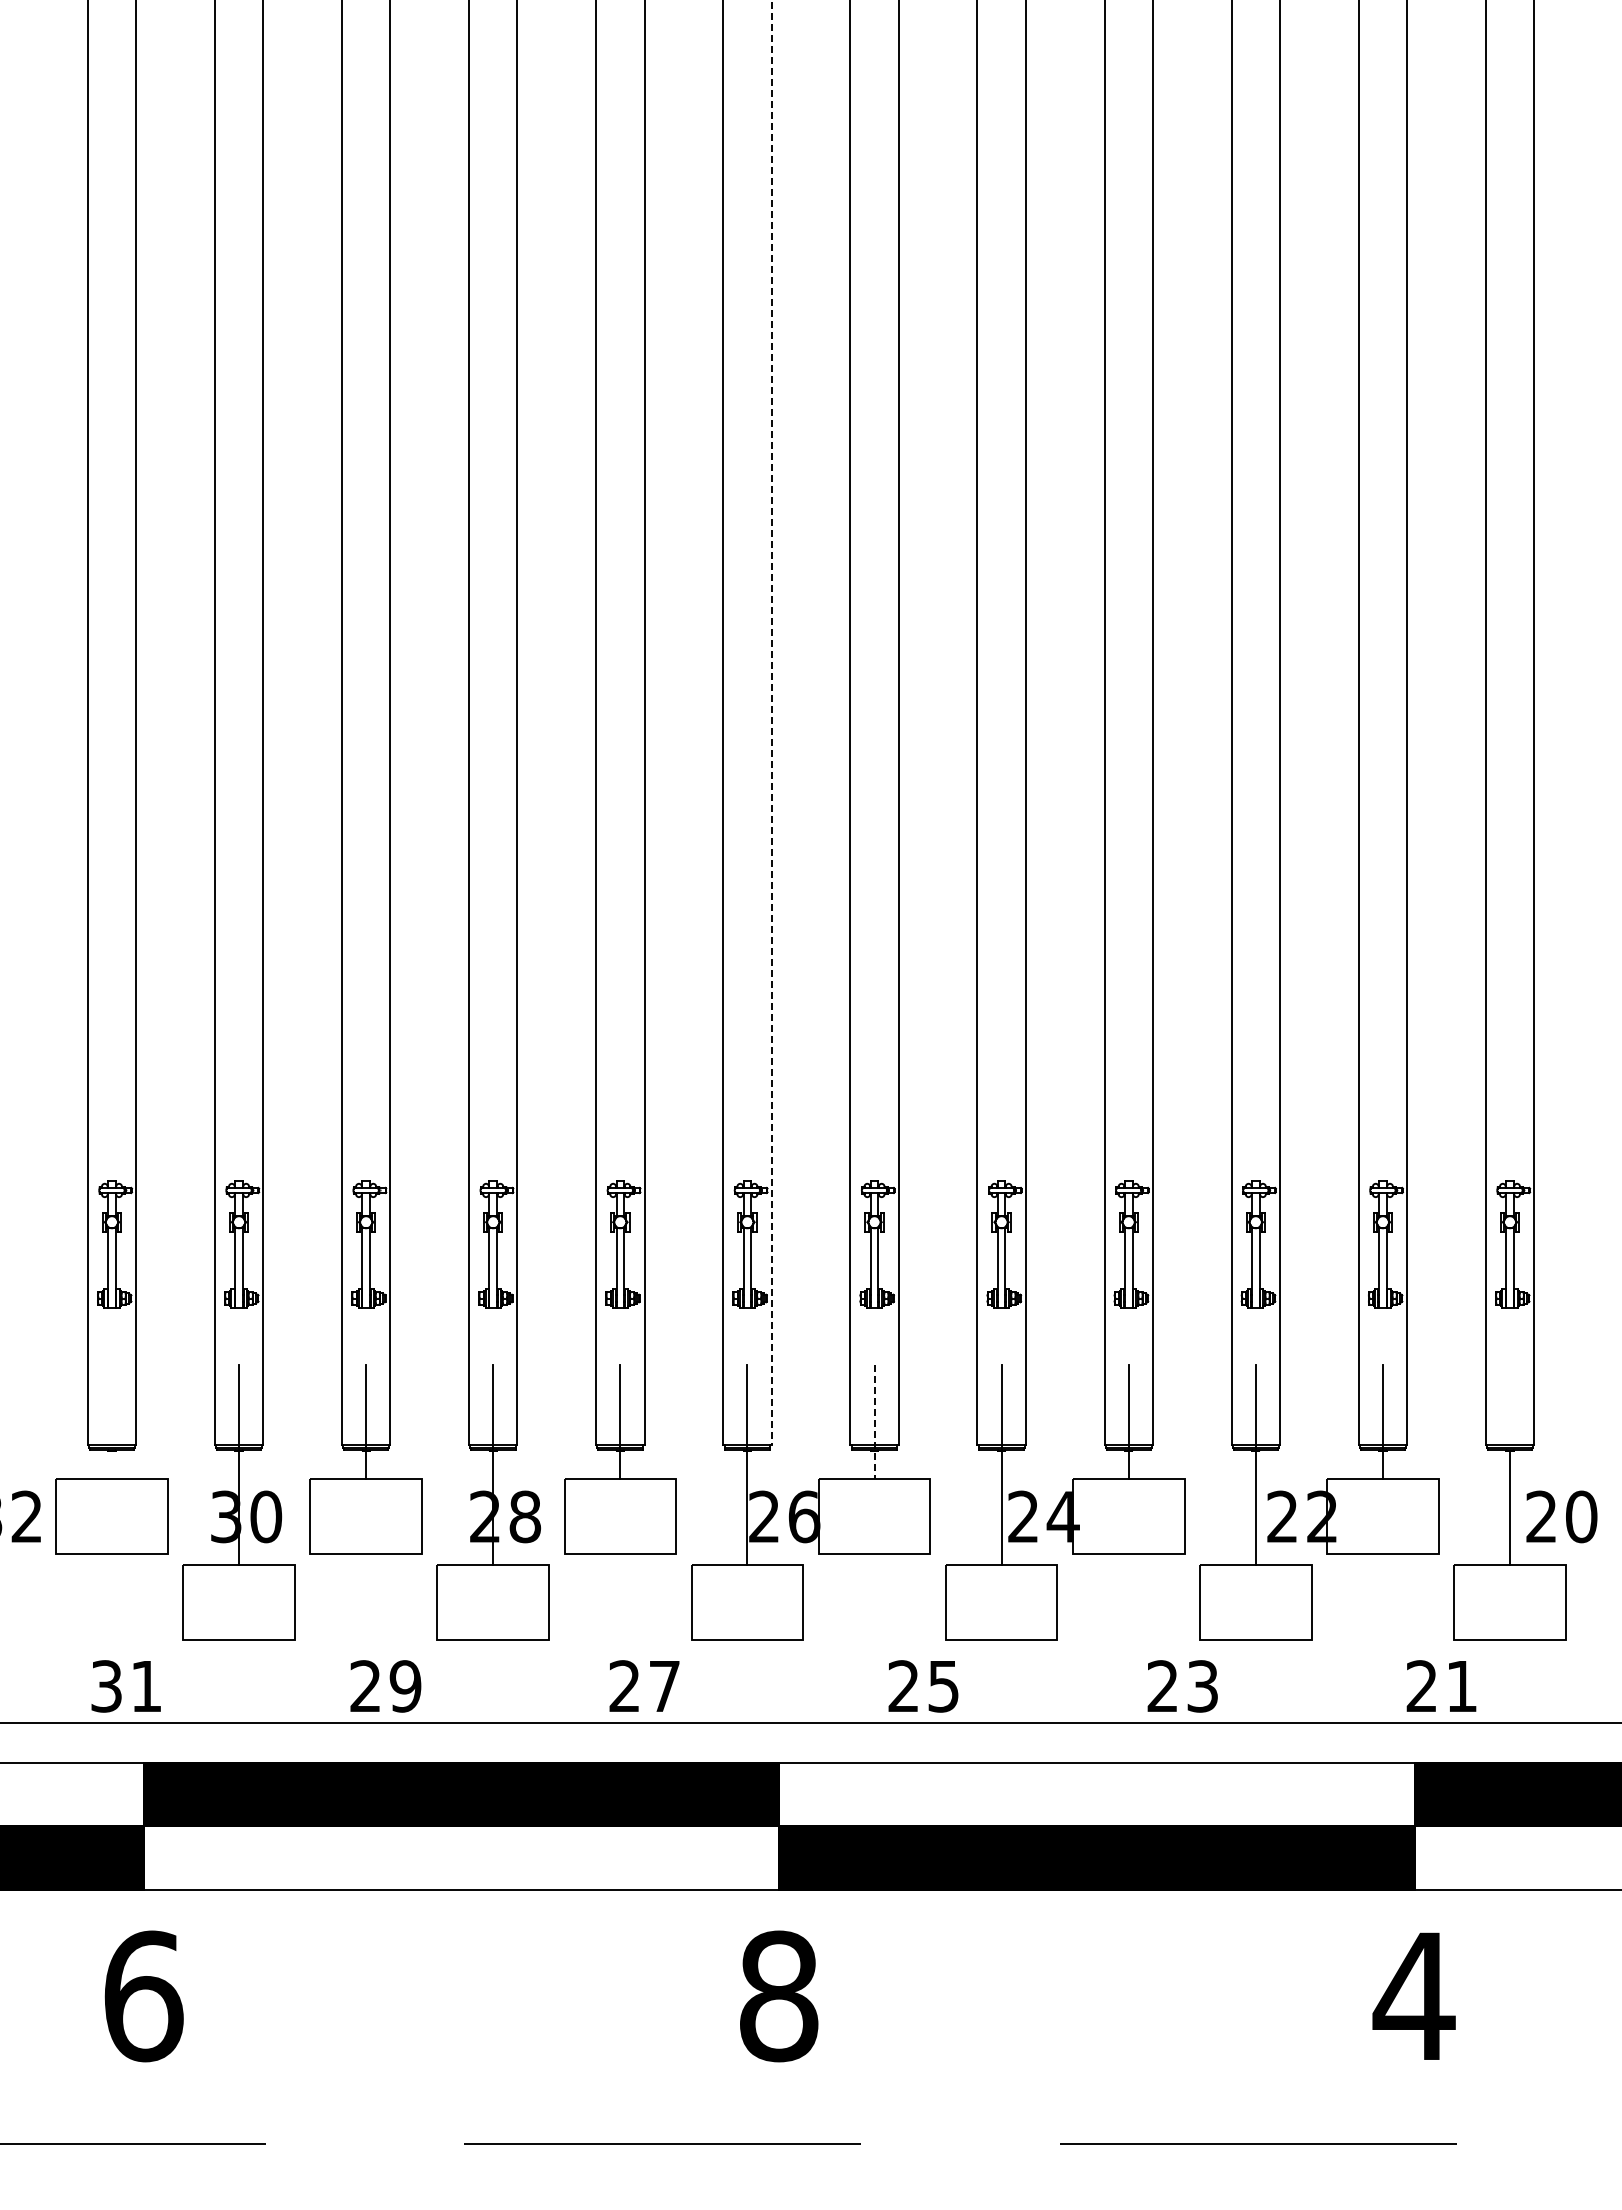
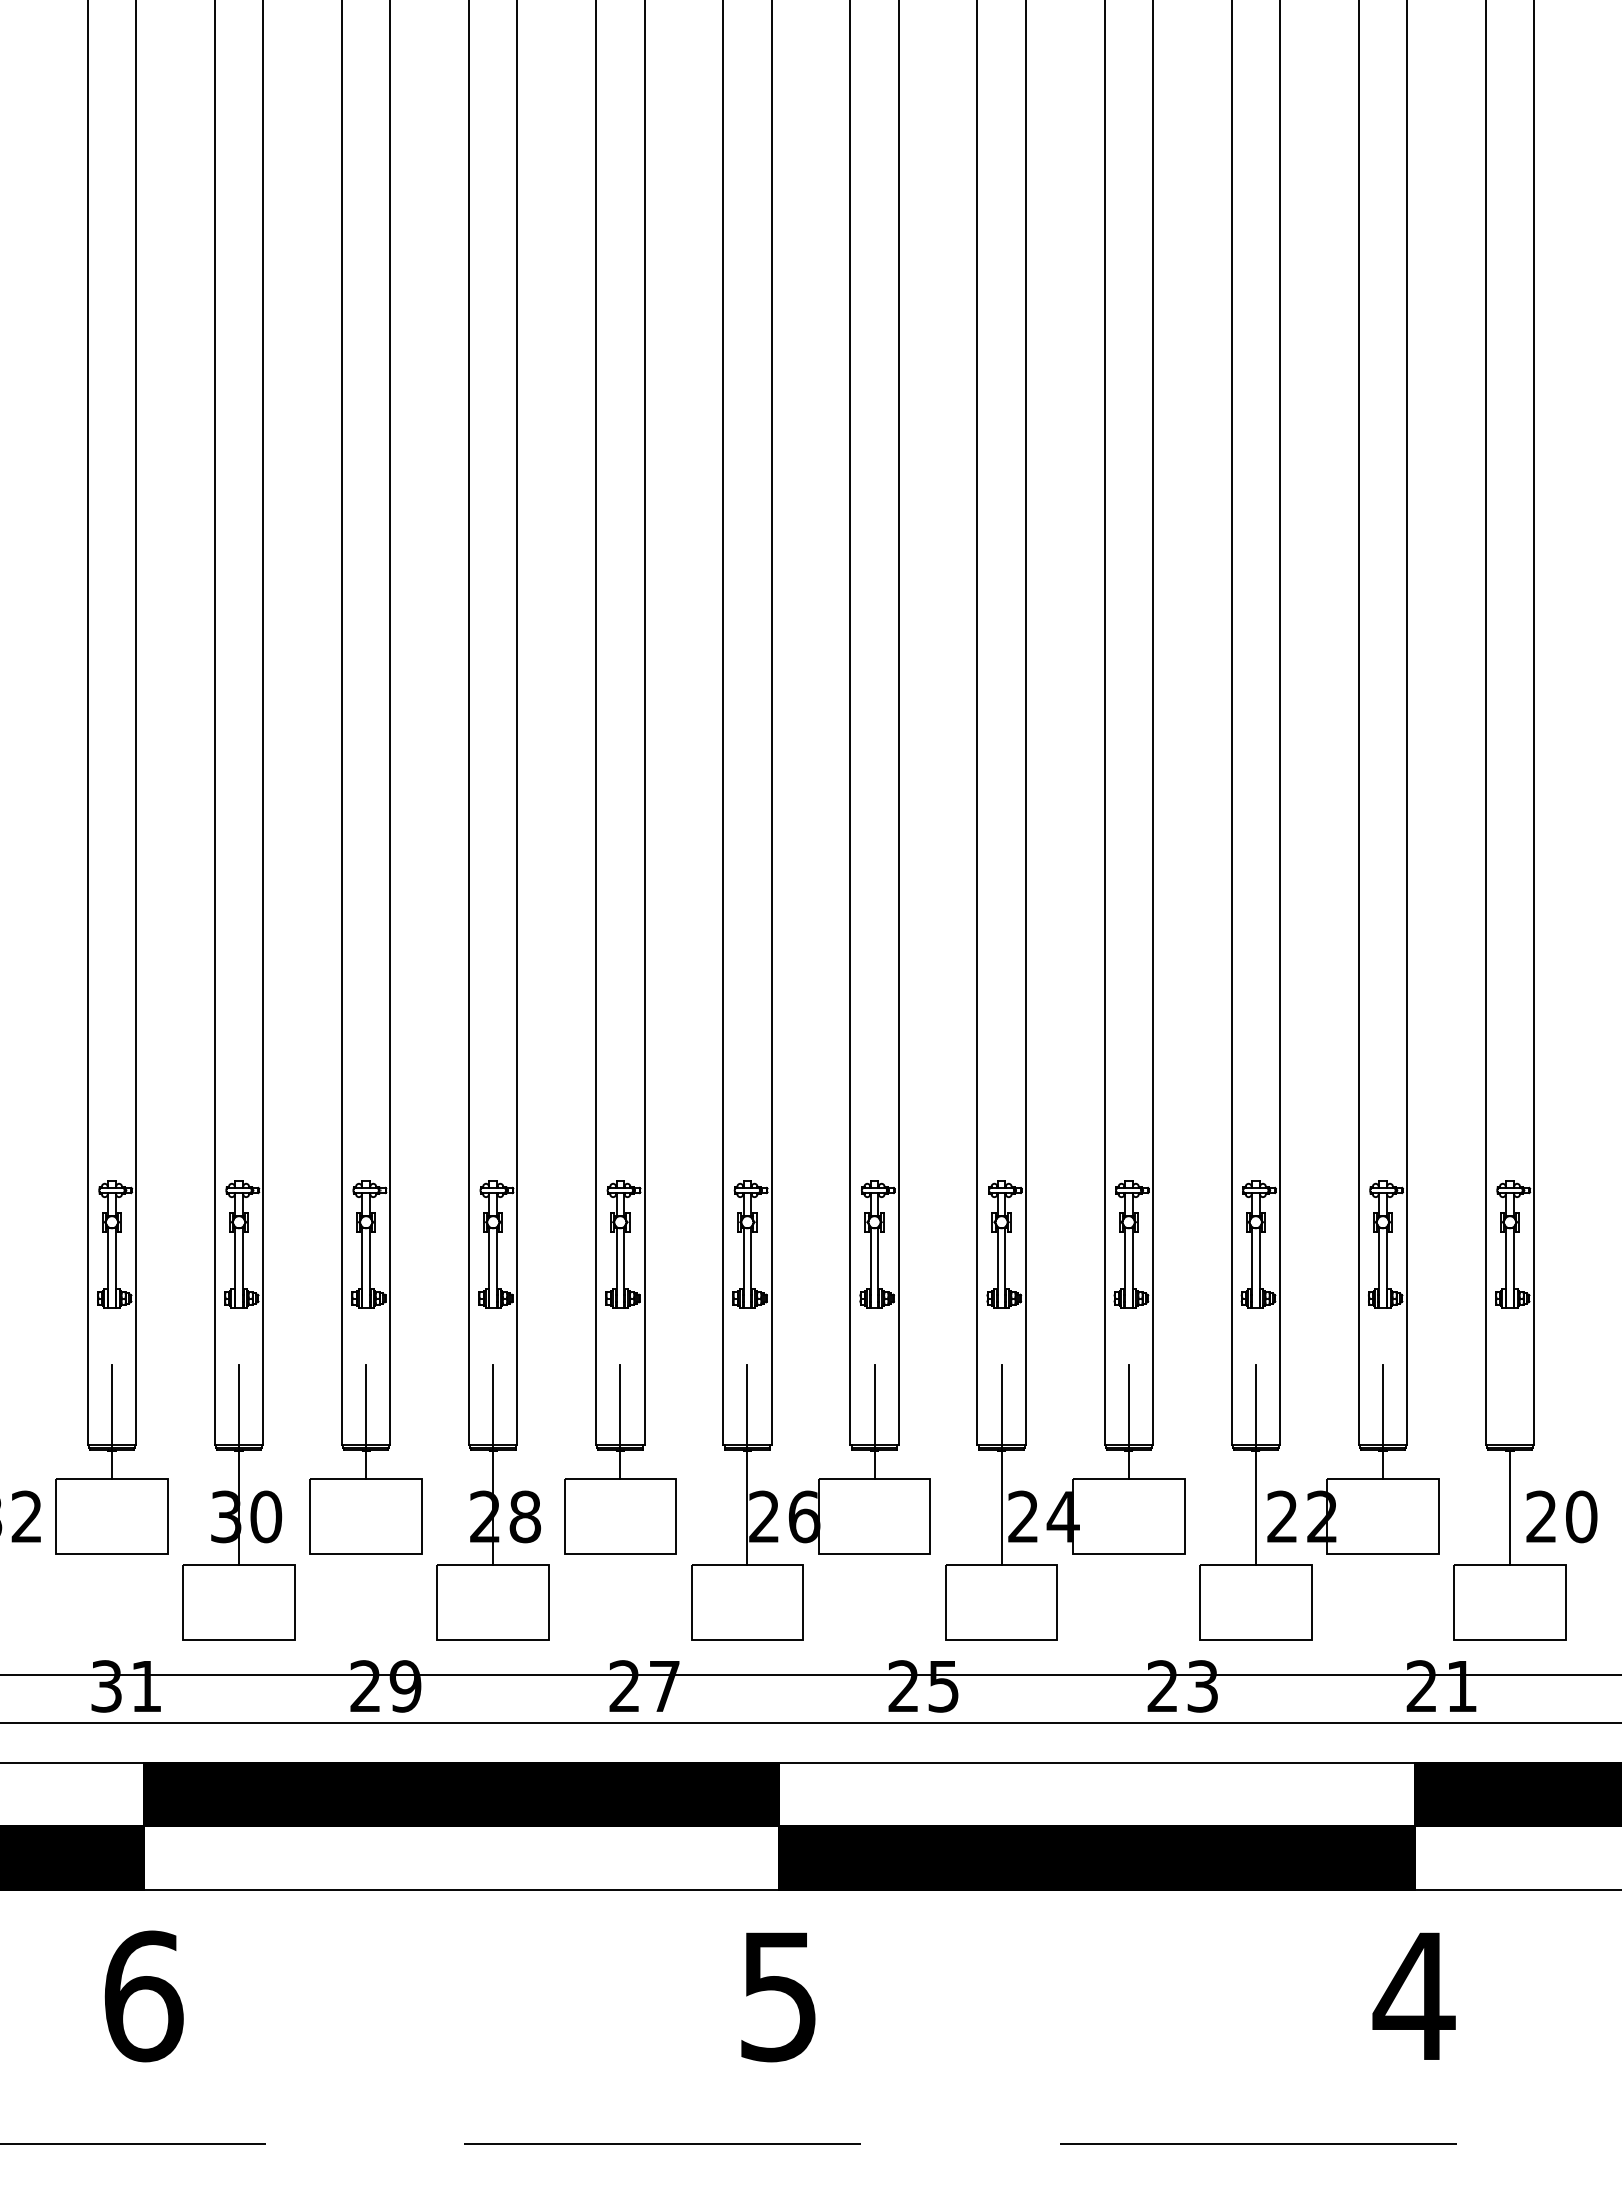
line: dashed -> solid (771, 722)
line: none -> present (111, 1421)
line: dashed -> solid (874, 1422)
line: none -> present (810, 1674)
text: 8 -> 5 (779, 1996)
